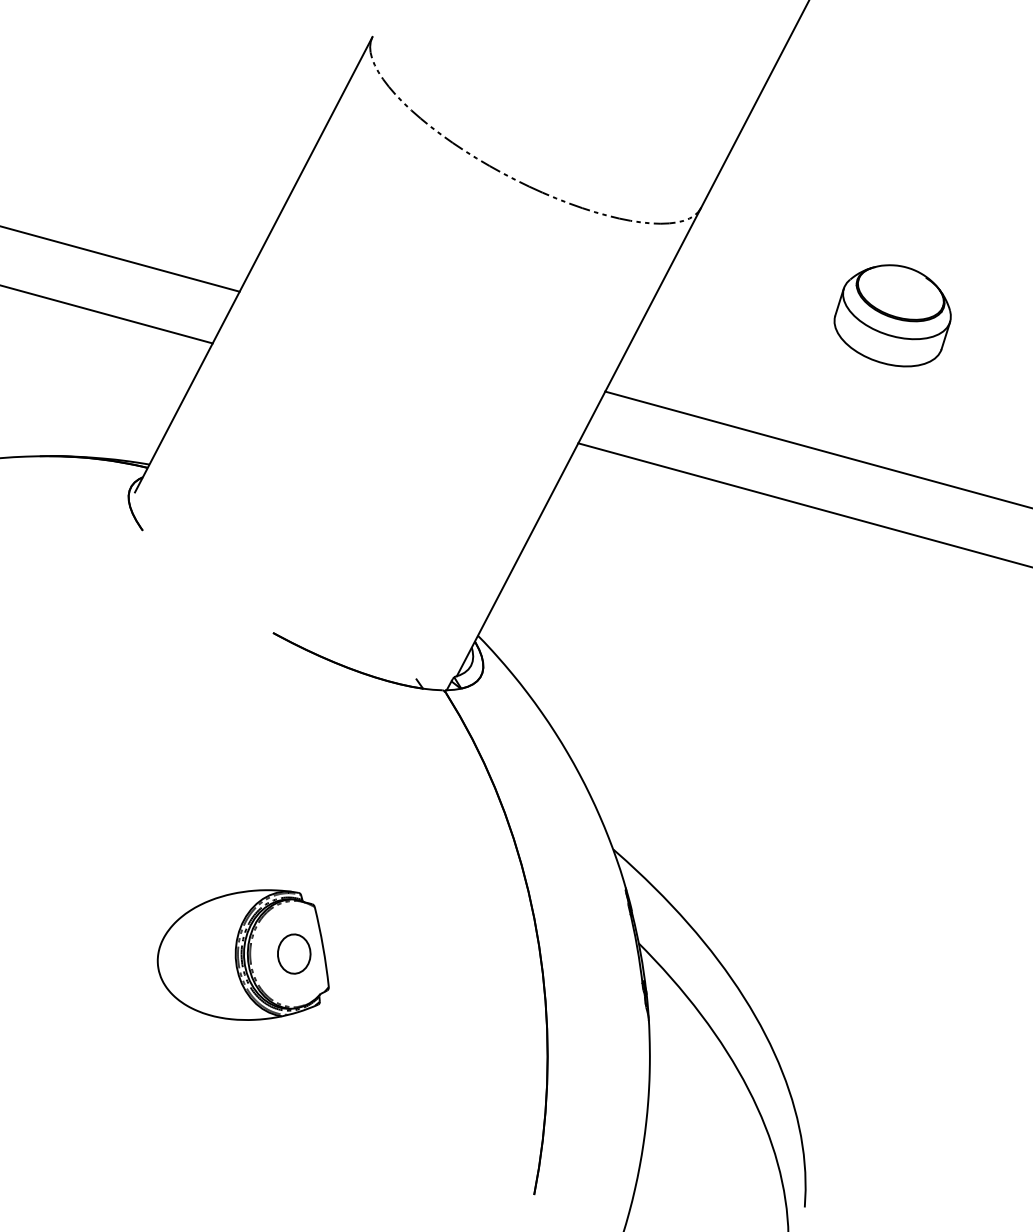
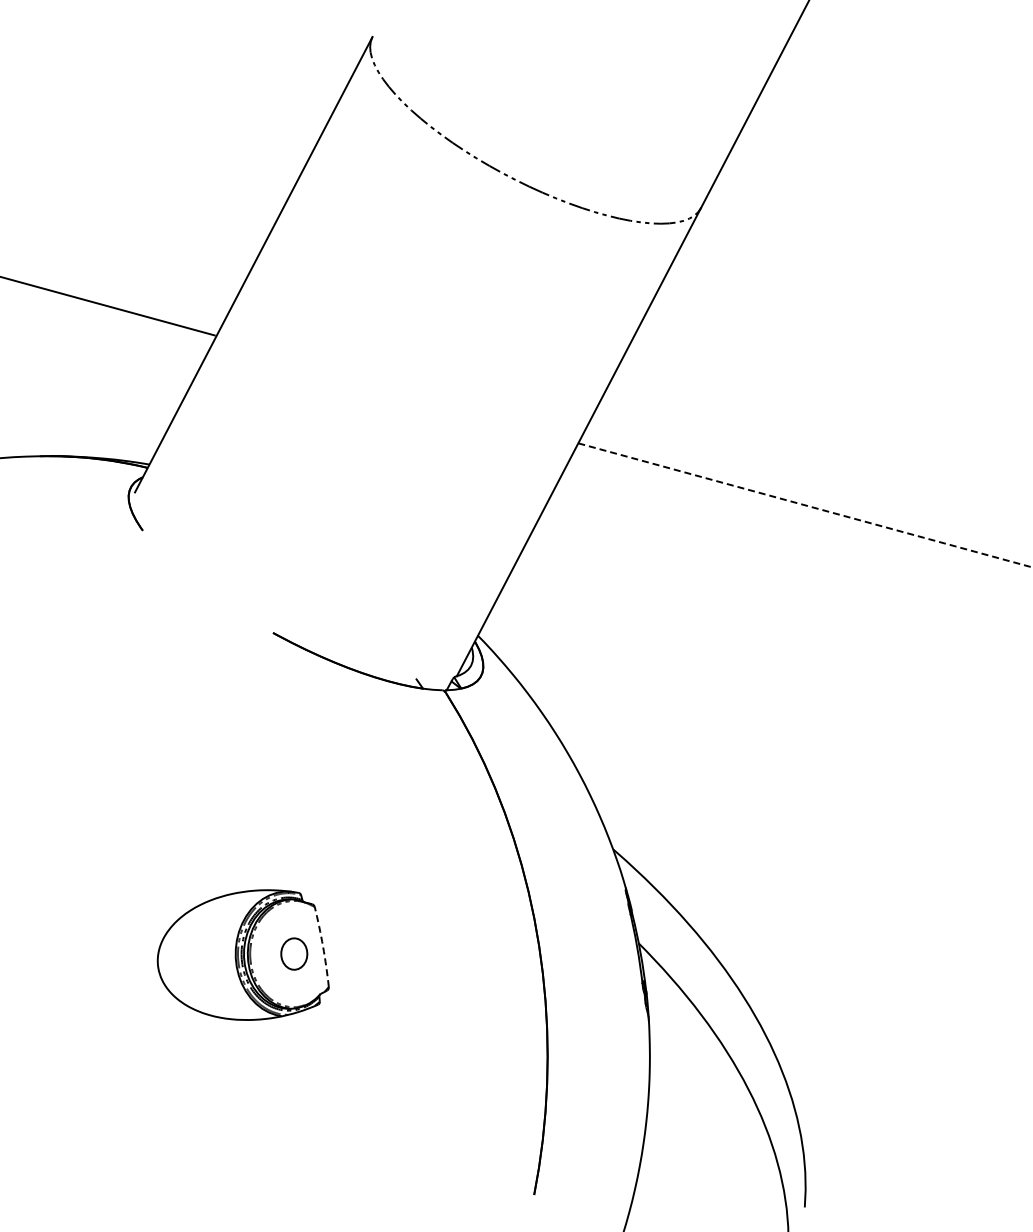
line: present -> none (120, 258)
line position: (107, 314) -> (108, 306) (108, 306)
part: present -> none (892, 315)
line: present -> none (817, 449)
line: solid -> dashed (805, 505)
arc: solid -> dashed (323, 946)
part size: 35x42 px -> 29x34 px (294, 953)
